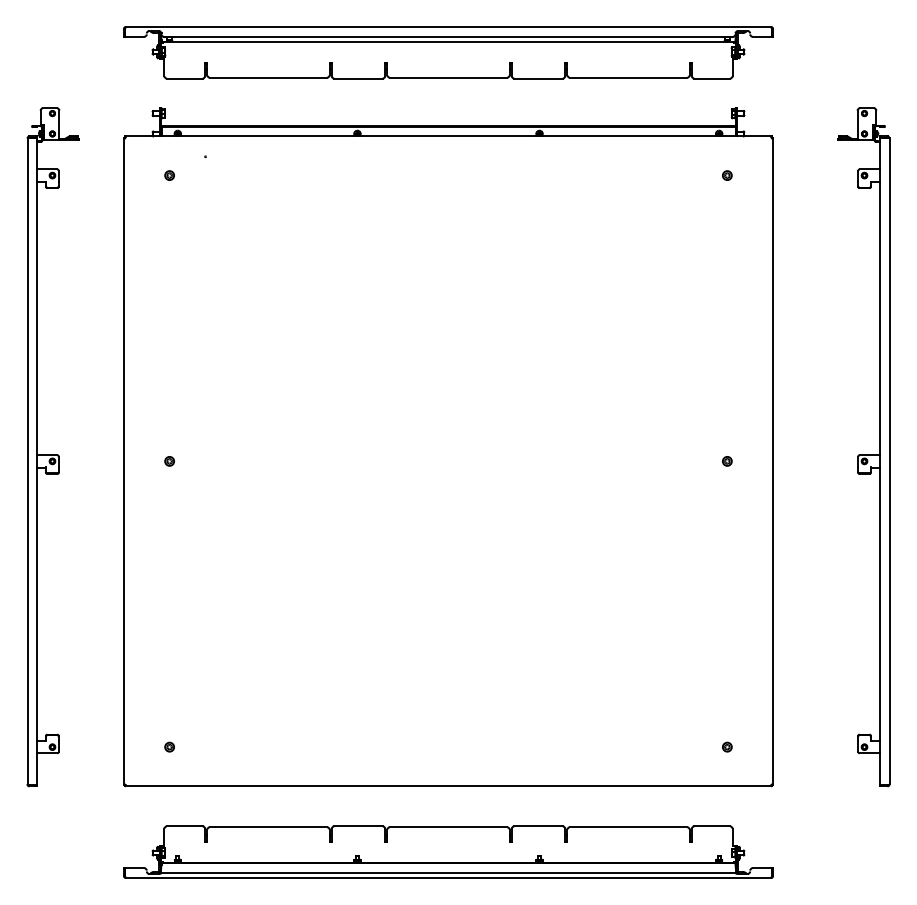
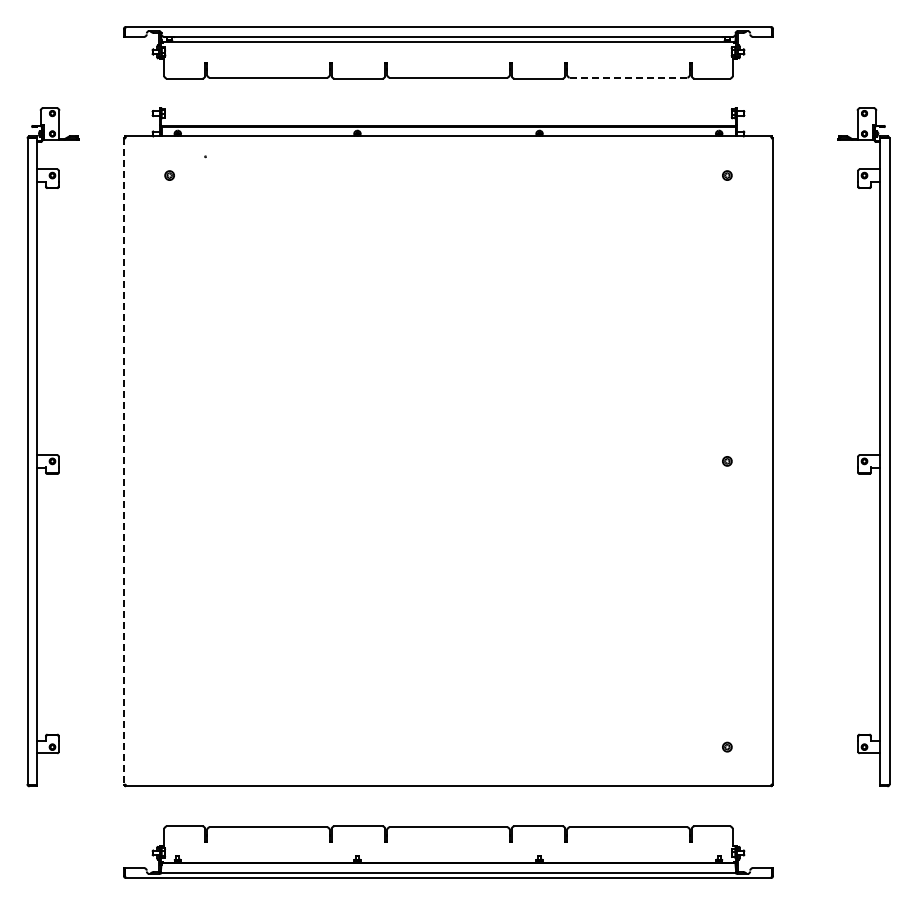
line: solid -> dashed (628, 77)
line: solid -> dashed (123, 461)
part: present -> none (169, 461)
part: present -> none (169, 746)
